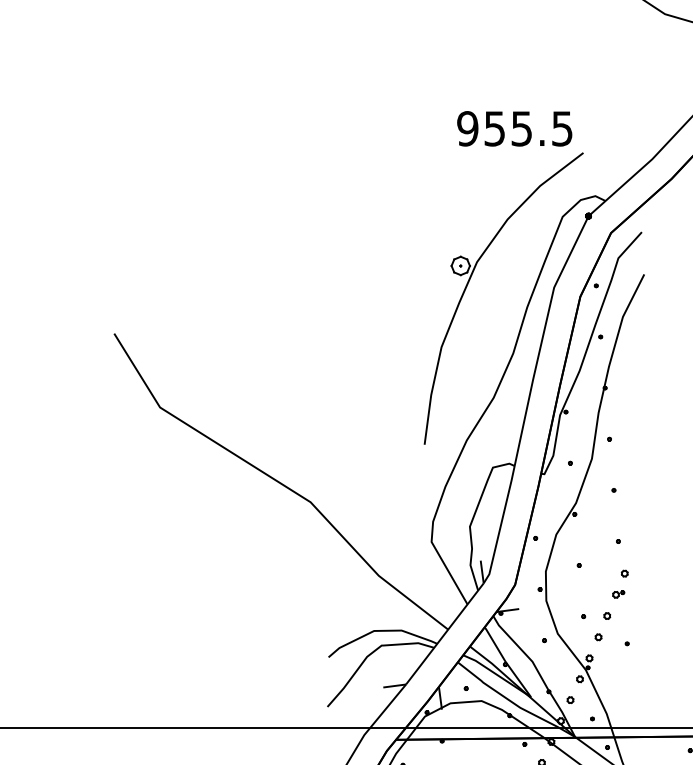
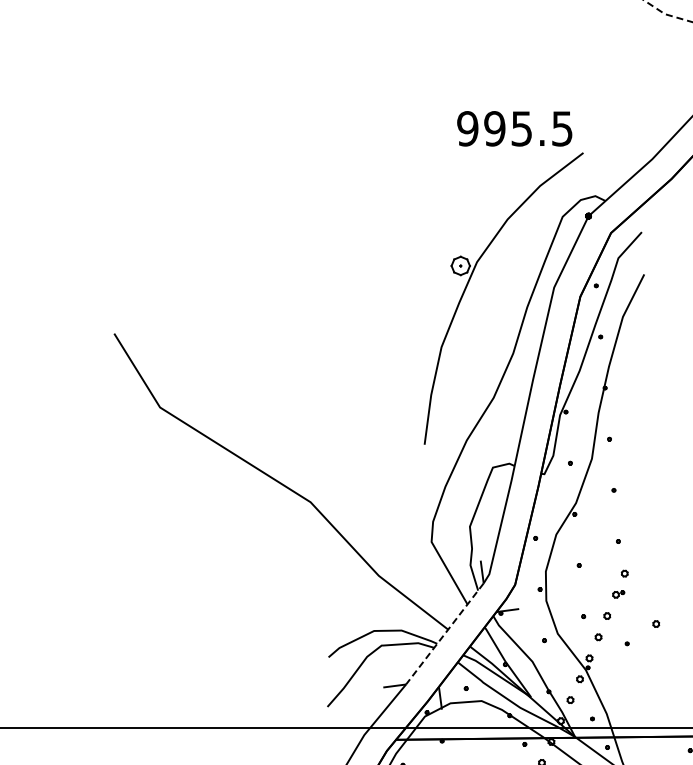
line: solid -> dashed (666, 14)
text: 955.5 -> 995.5 (494, 128)
part: none -> present (656, 623)
line: solid -> dashed (444, 633)
